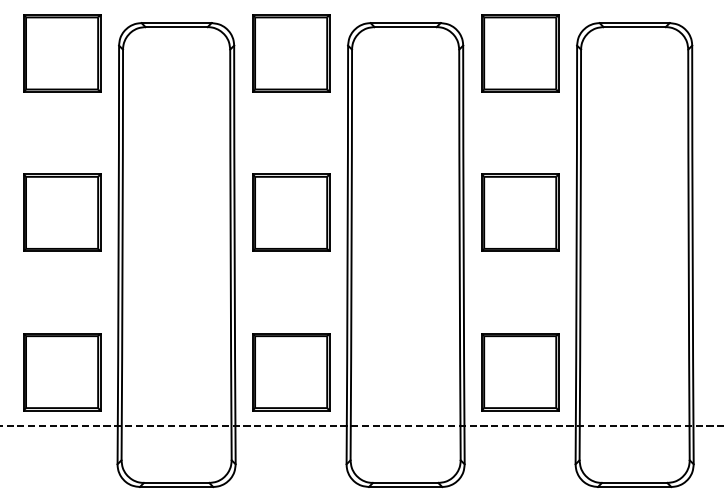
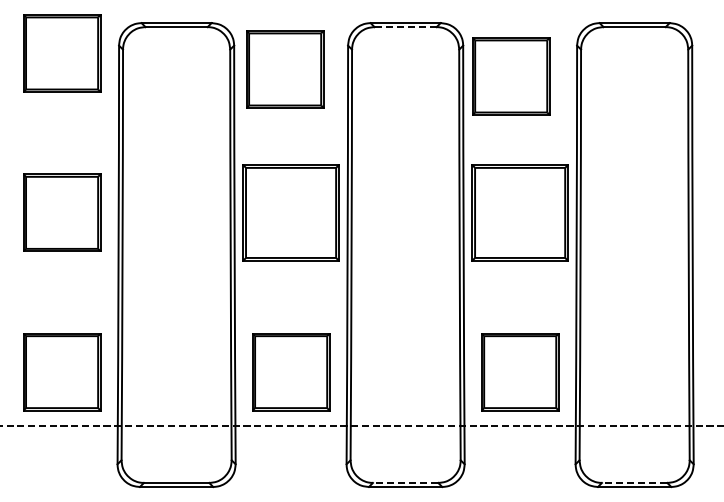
line: solid -> dashed (406, 27)
part position: (291, 53) -> (285, 69) (285, 69)
part position: (520, 53) -> (511, 76) (511, 76)
part size: 79x79 px -> 98x98 px (290, 212)
part size: 79x79 px -> 98x98 px (519, 212)
line: solid -> dashed (405, 482)
line: solid -> dashed (634, 482)
